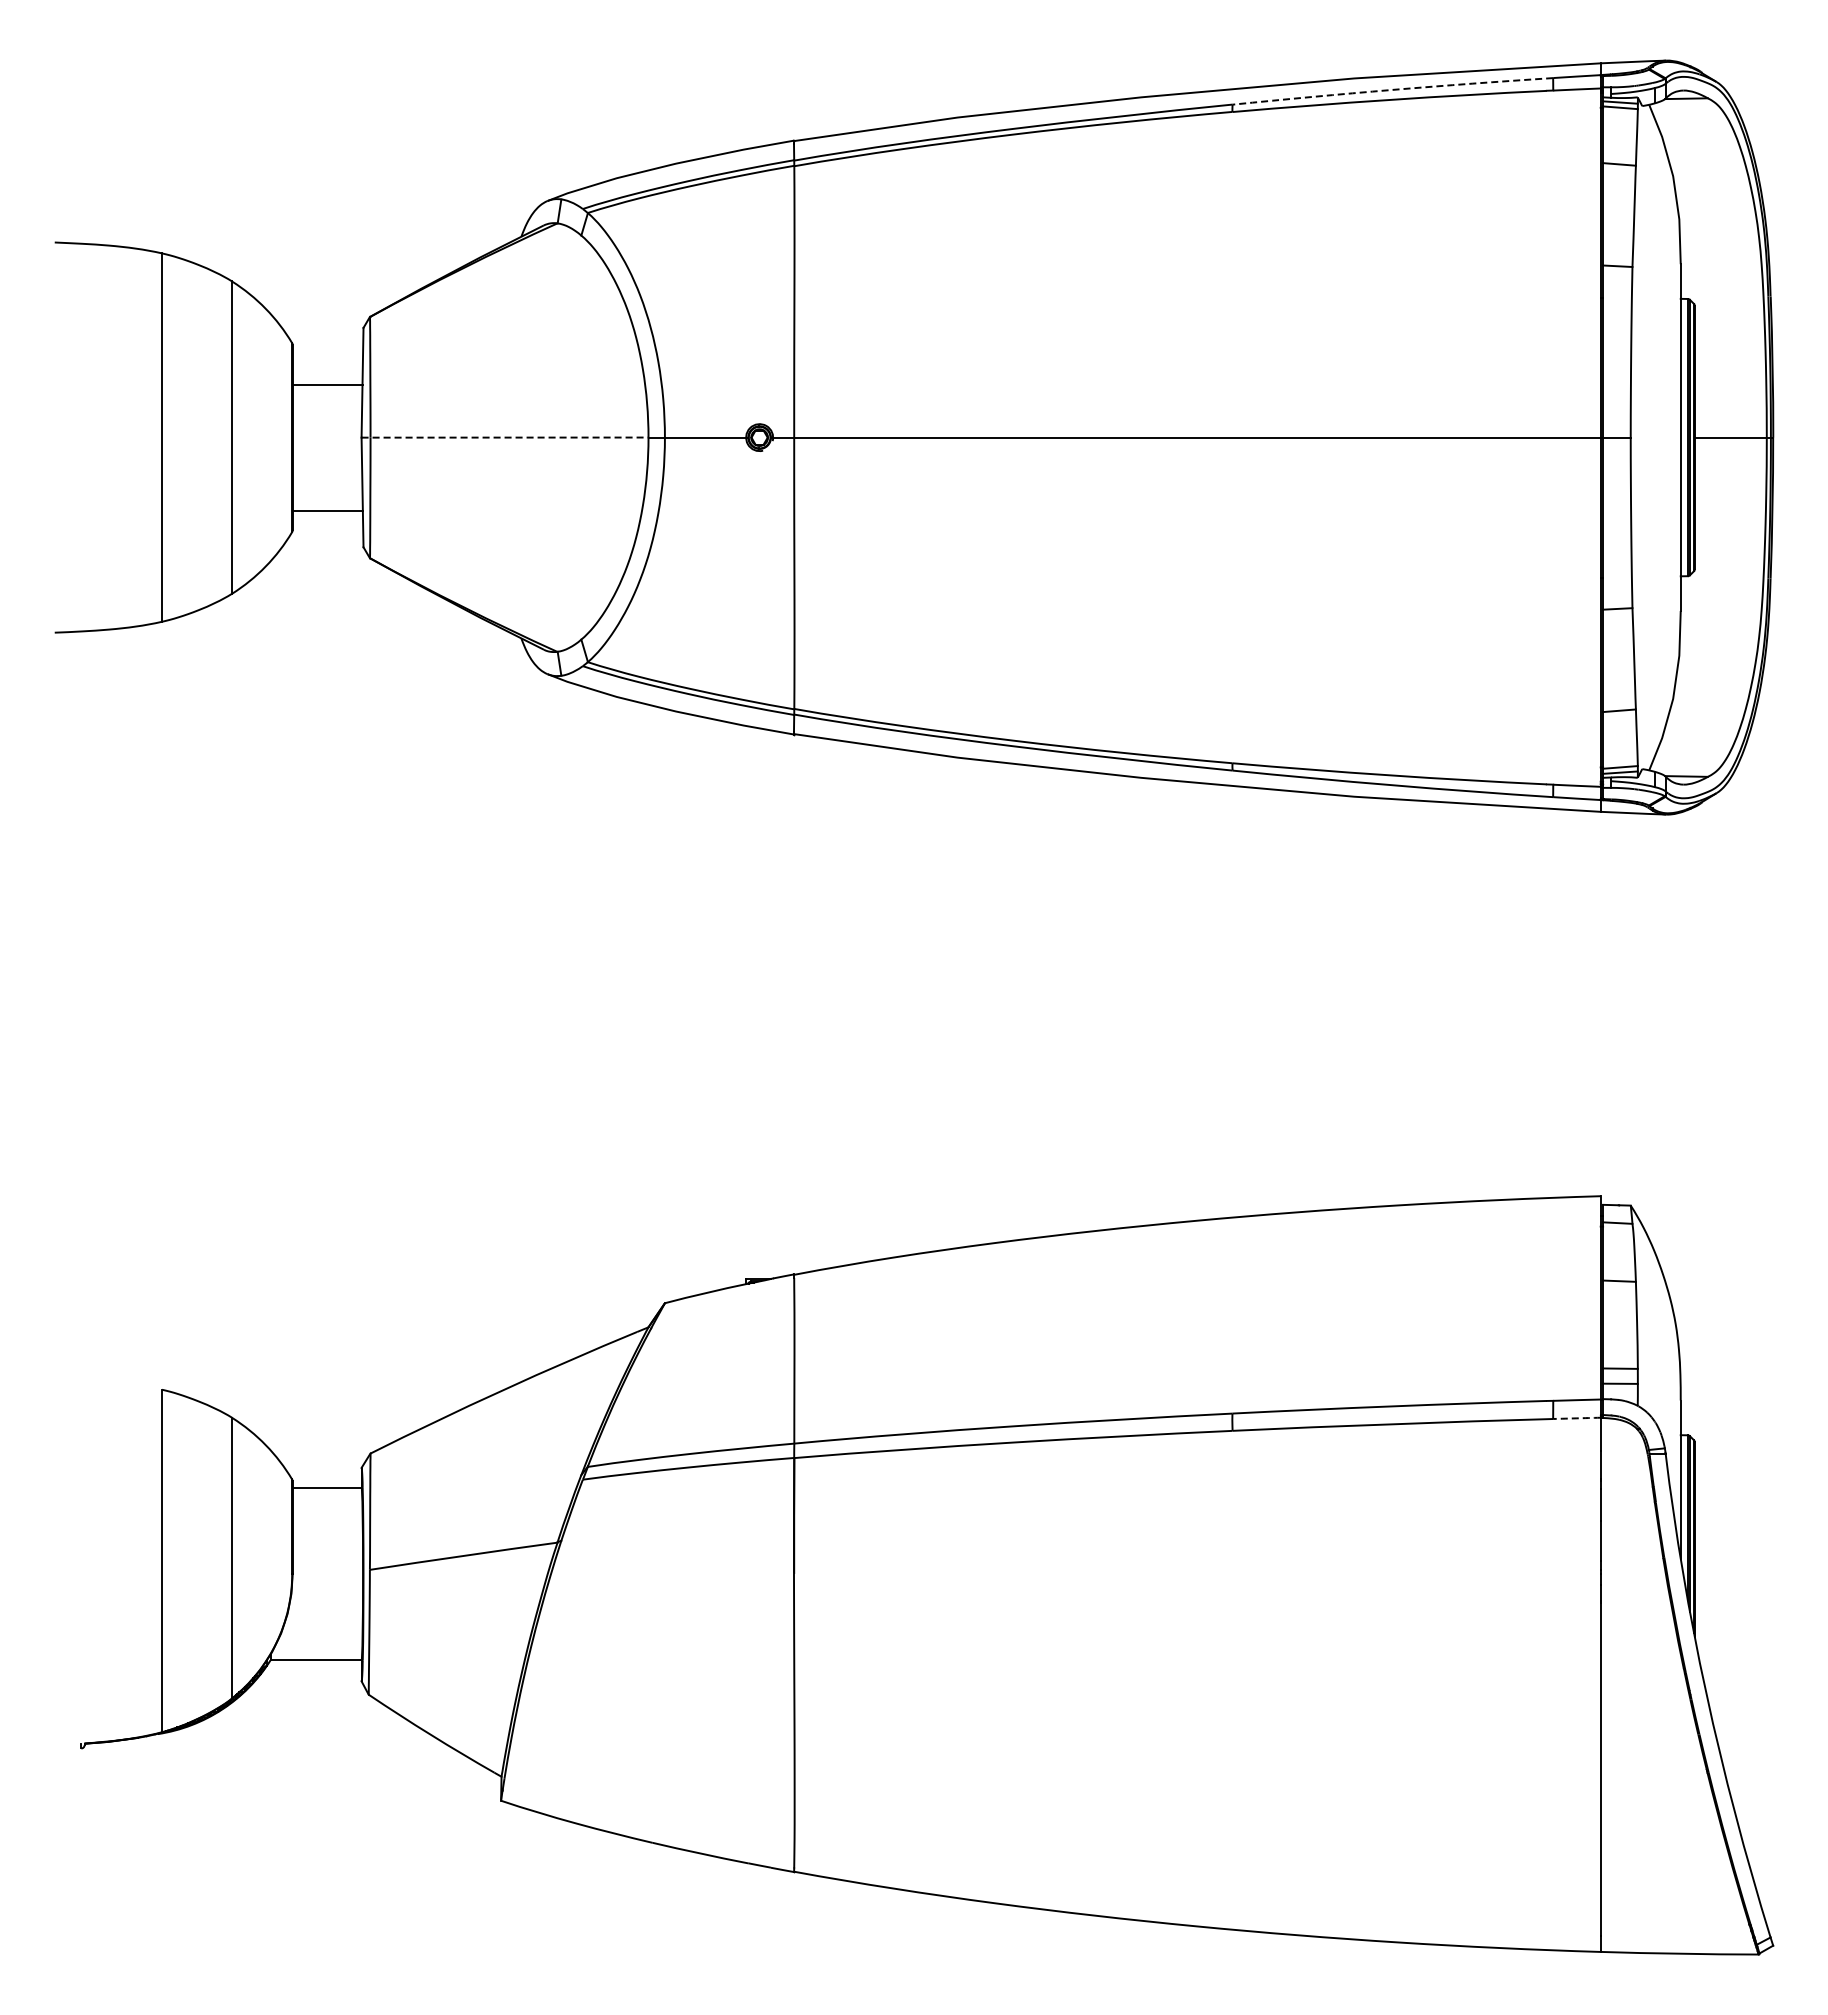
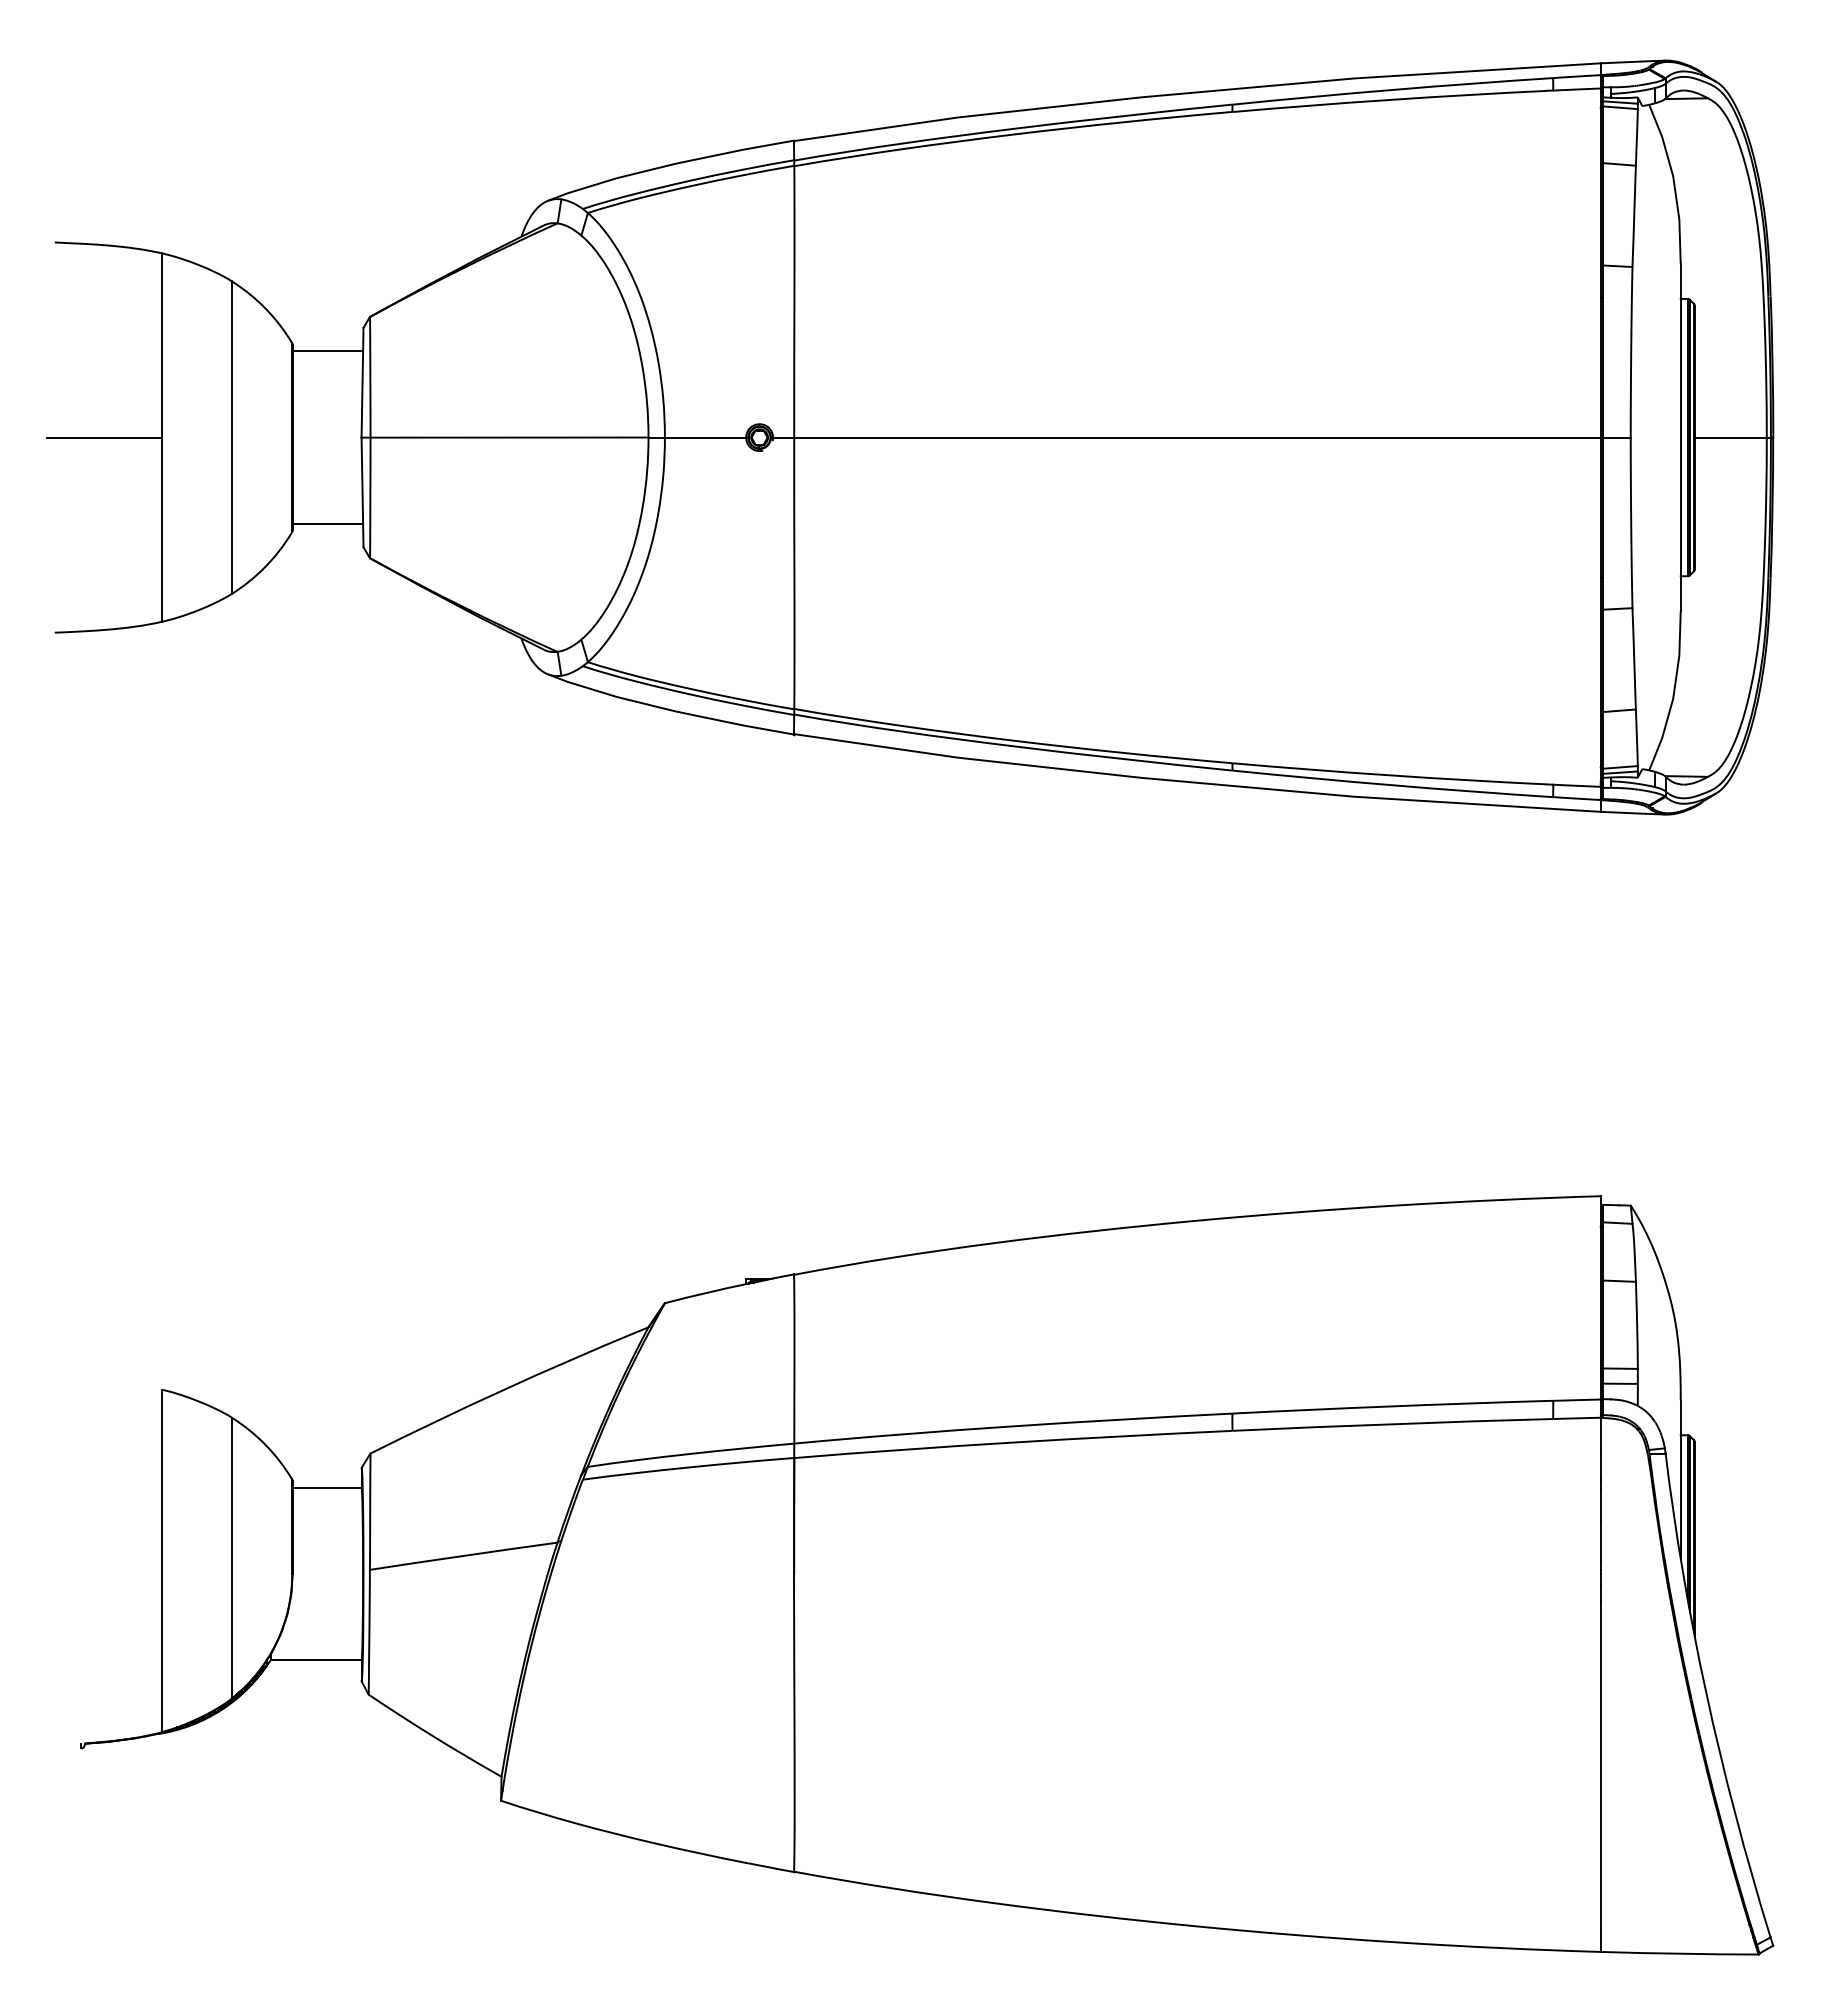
arc: dashed -> solid (1392, 89)
line position: (327, 385) -> (327, 351) (327, 351)
line: none -> present (104, 437)
line: dashed -> solid (505, 437)
line position: (327, 511) -> (327, 524) (327, 524)
arc: dashed -> solid (1576, 1418)
